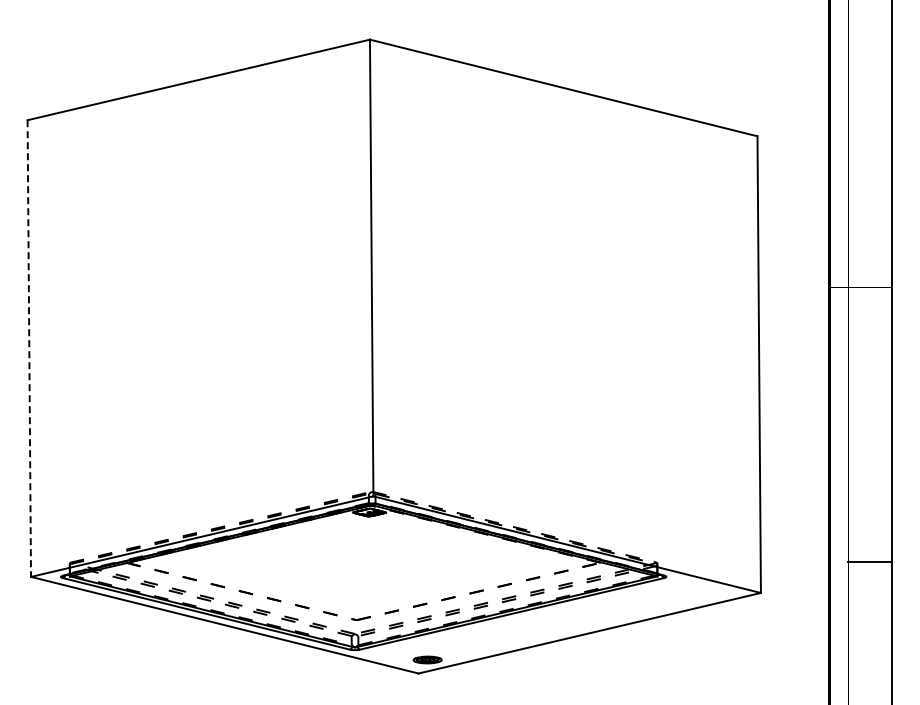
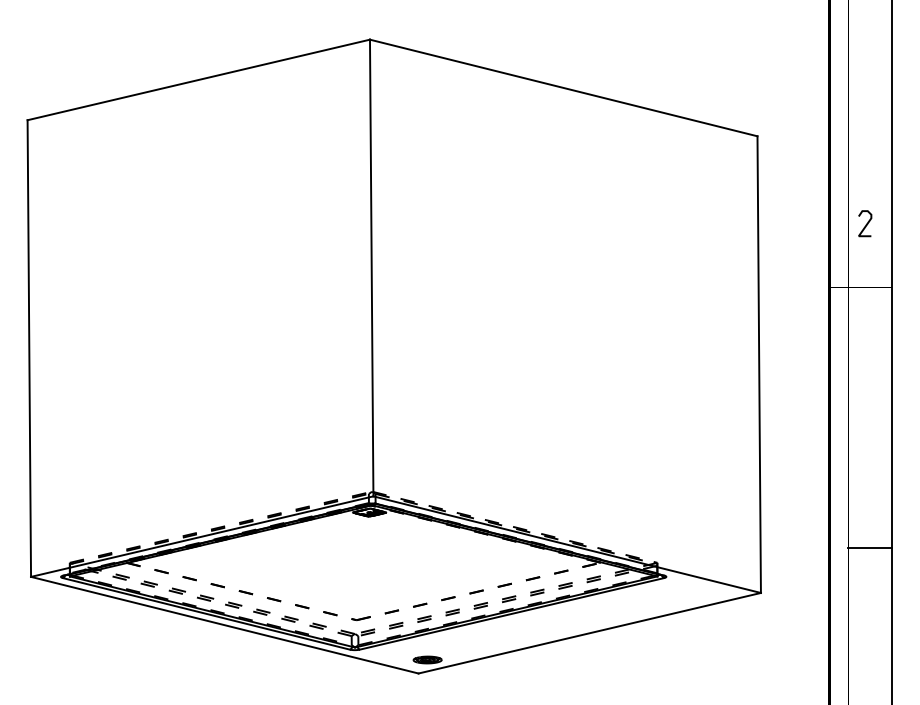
curve: none -> present (866, 223)
line: dashed -> solid (29, 349)
line position: (870, 561) -> (870, 547) (870, 547)
